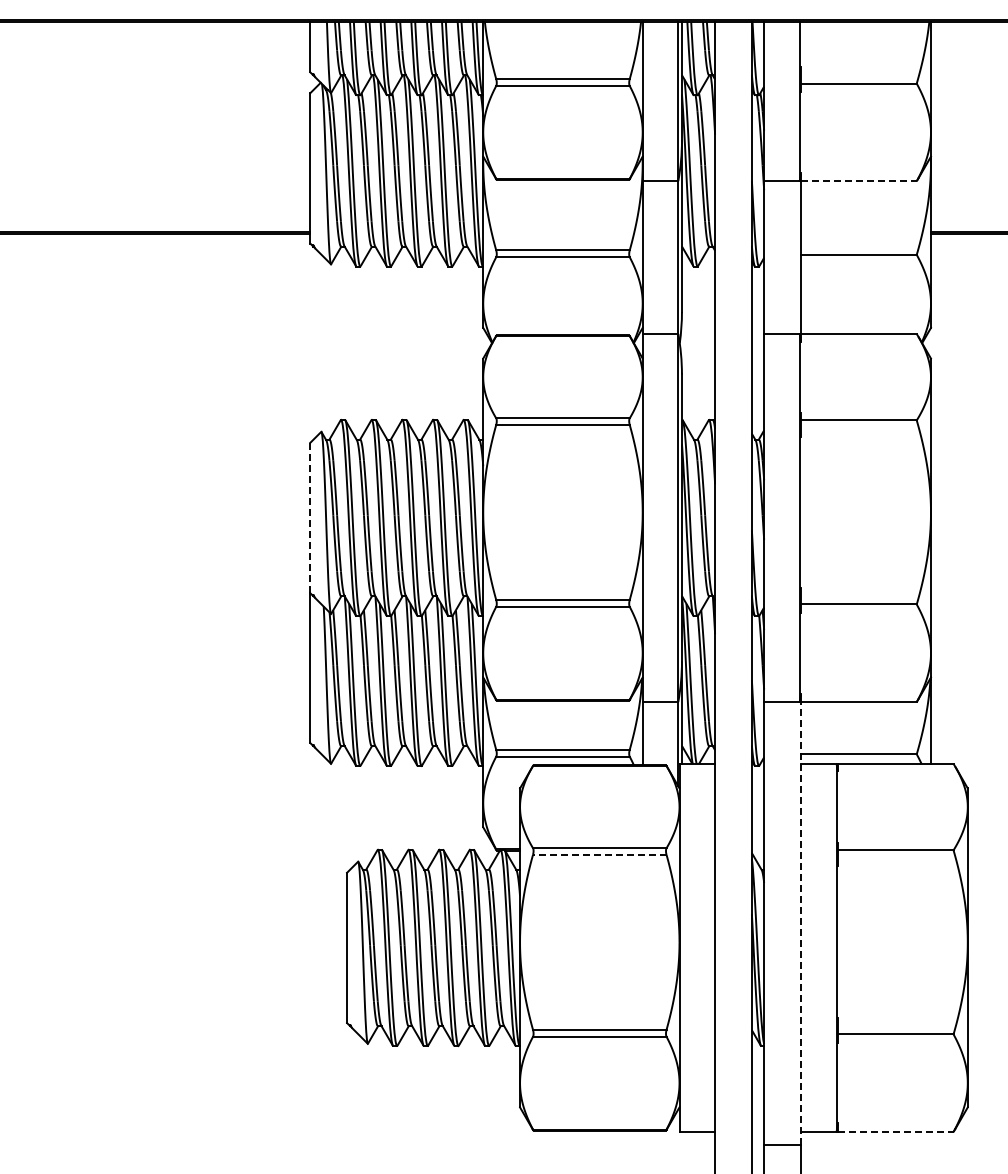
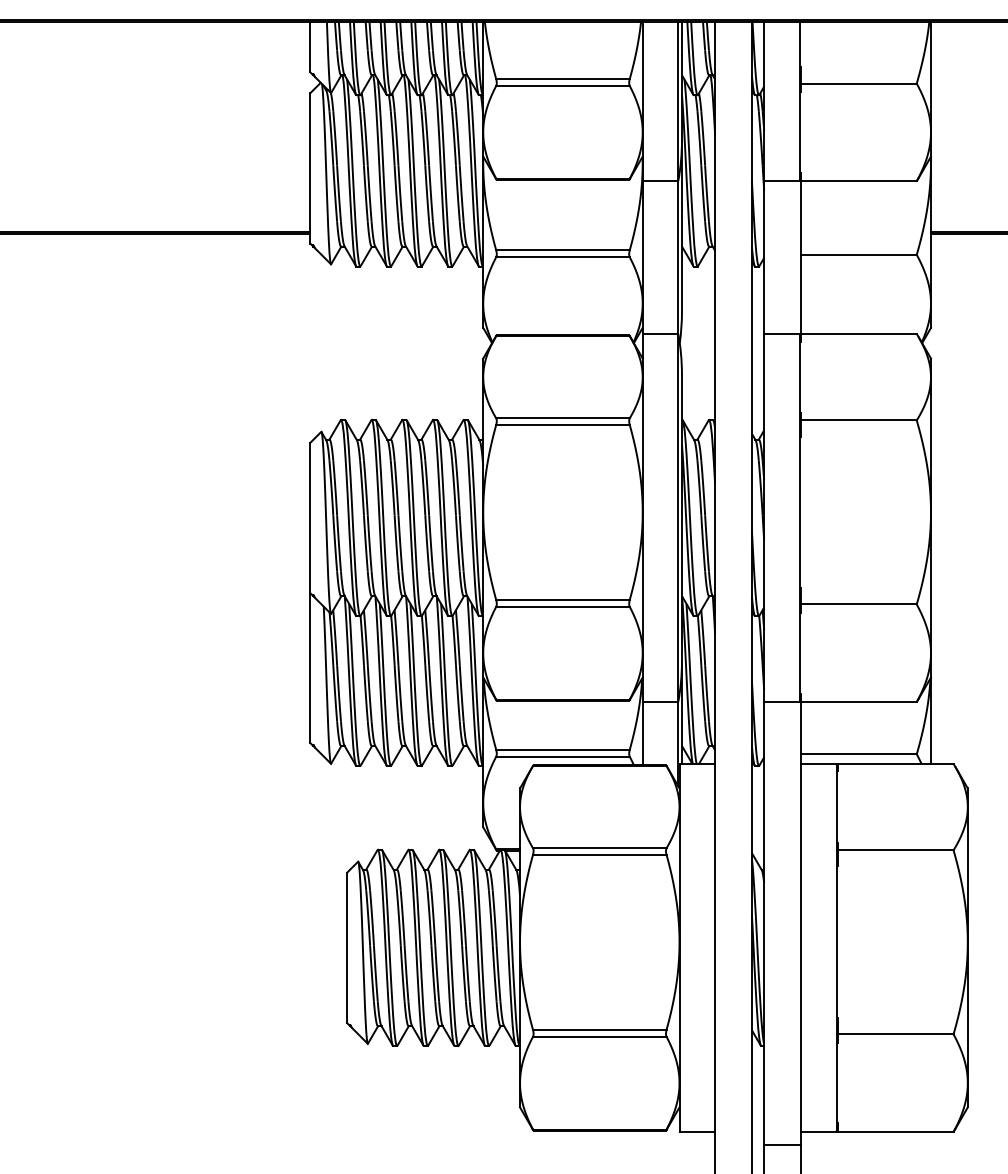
line: dashed -> solid (858, 181)
line: dashed -> solid (310, 517)
line: dashed -> solid (599, 854)
line: dashed -> solid (800, 922)
line: dashed -> solid (895, 1131)
